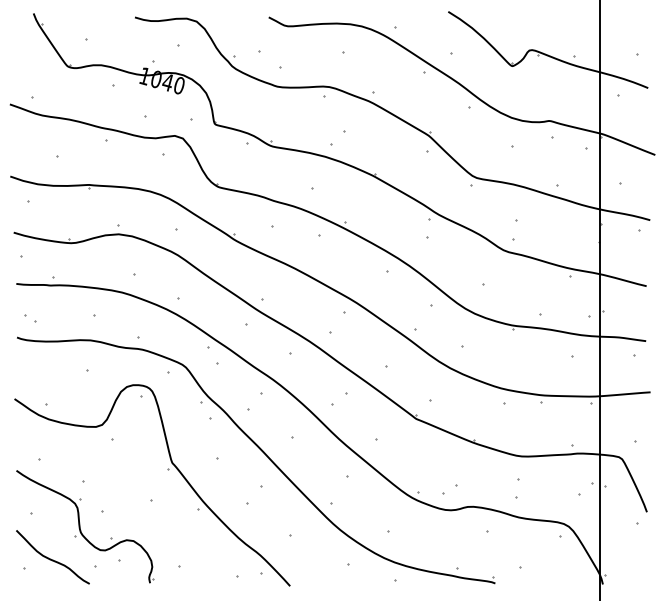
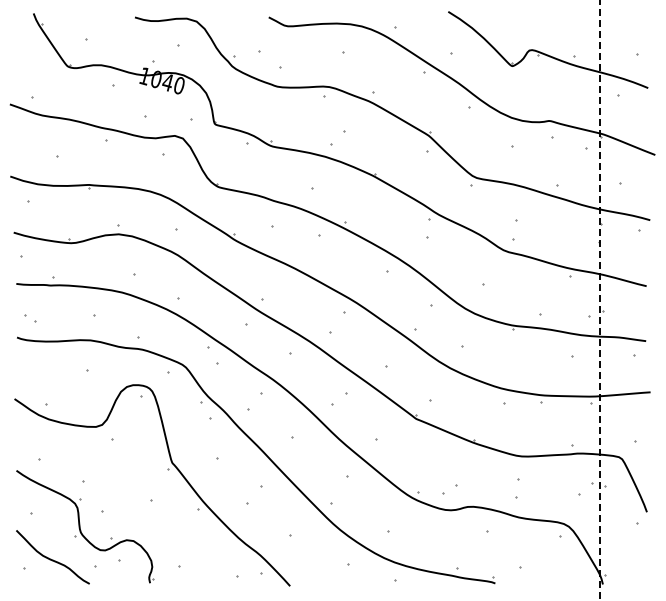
line: solid -> dashed (600, 300)
